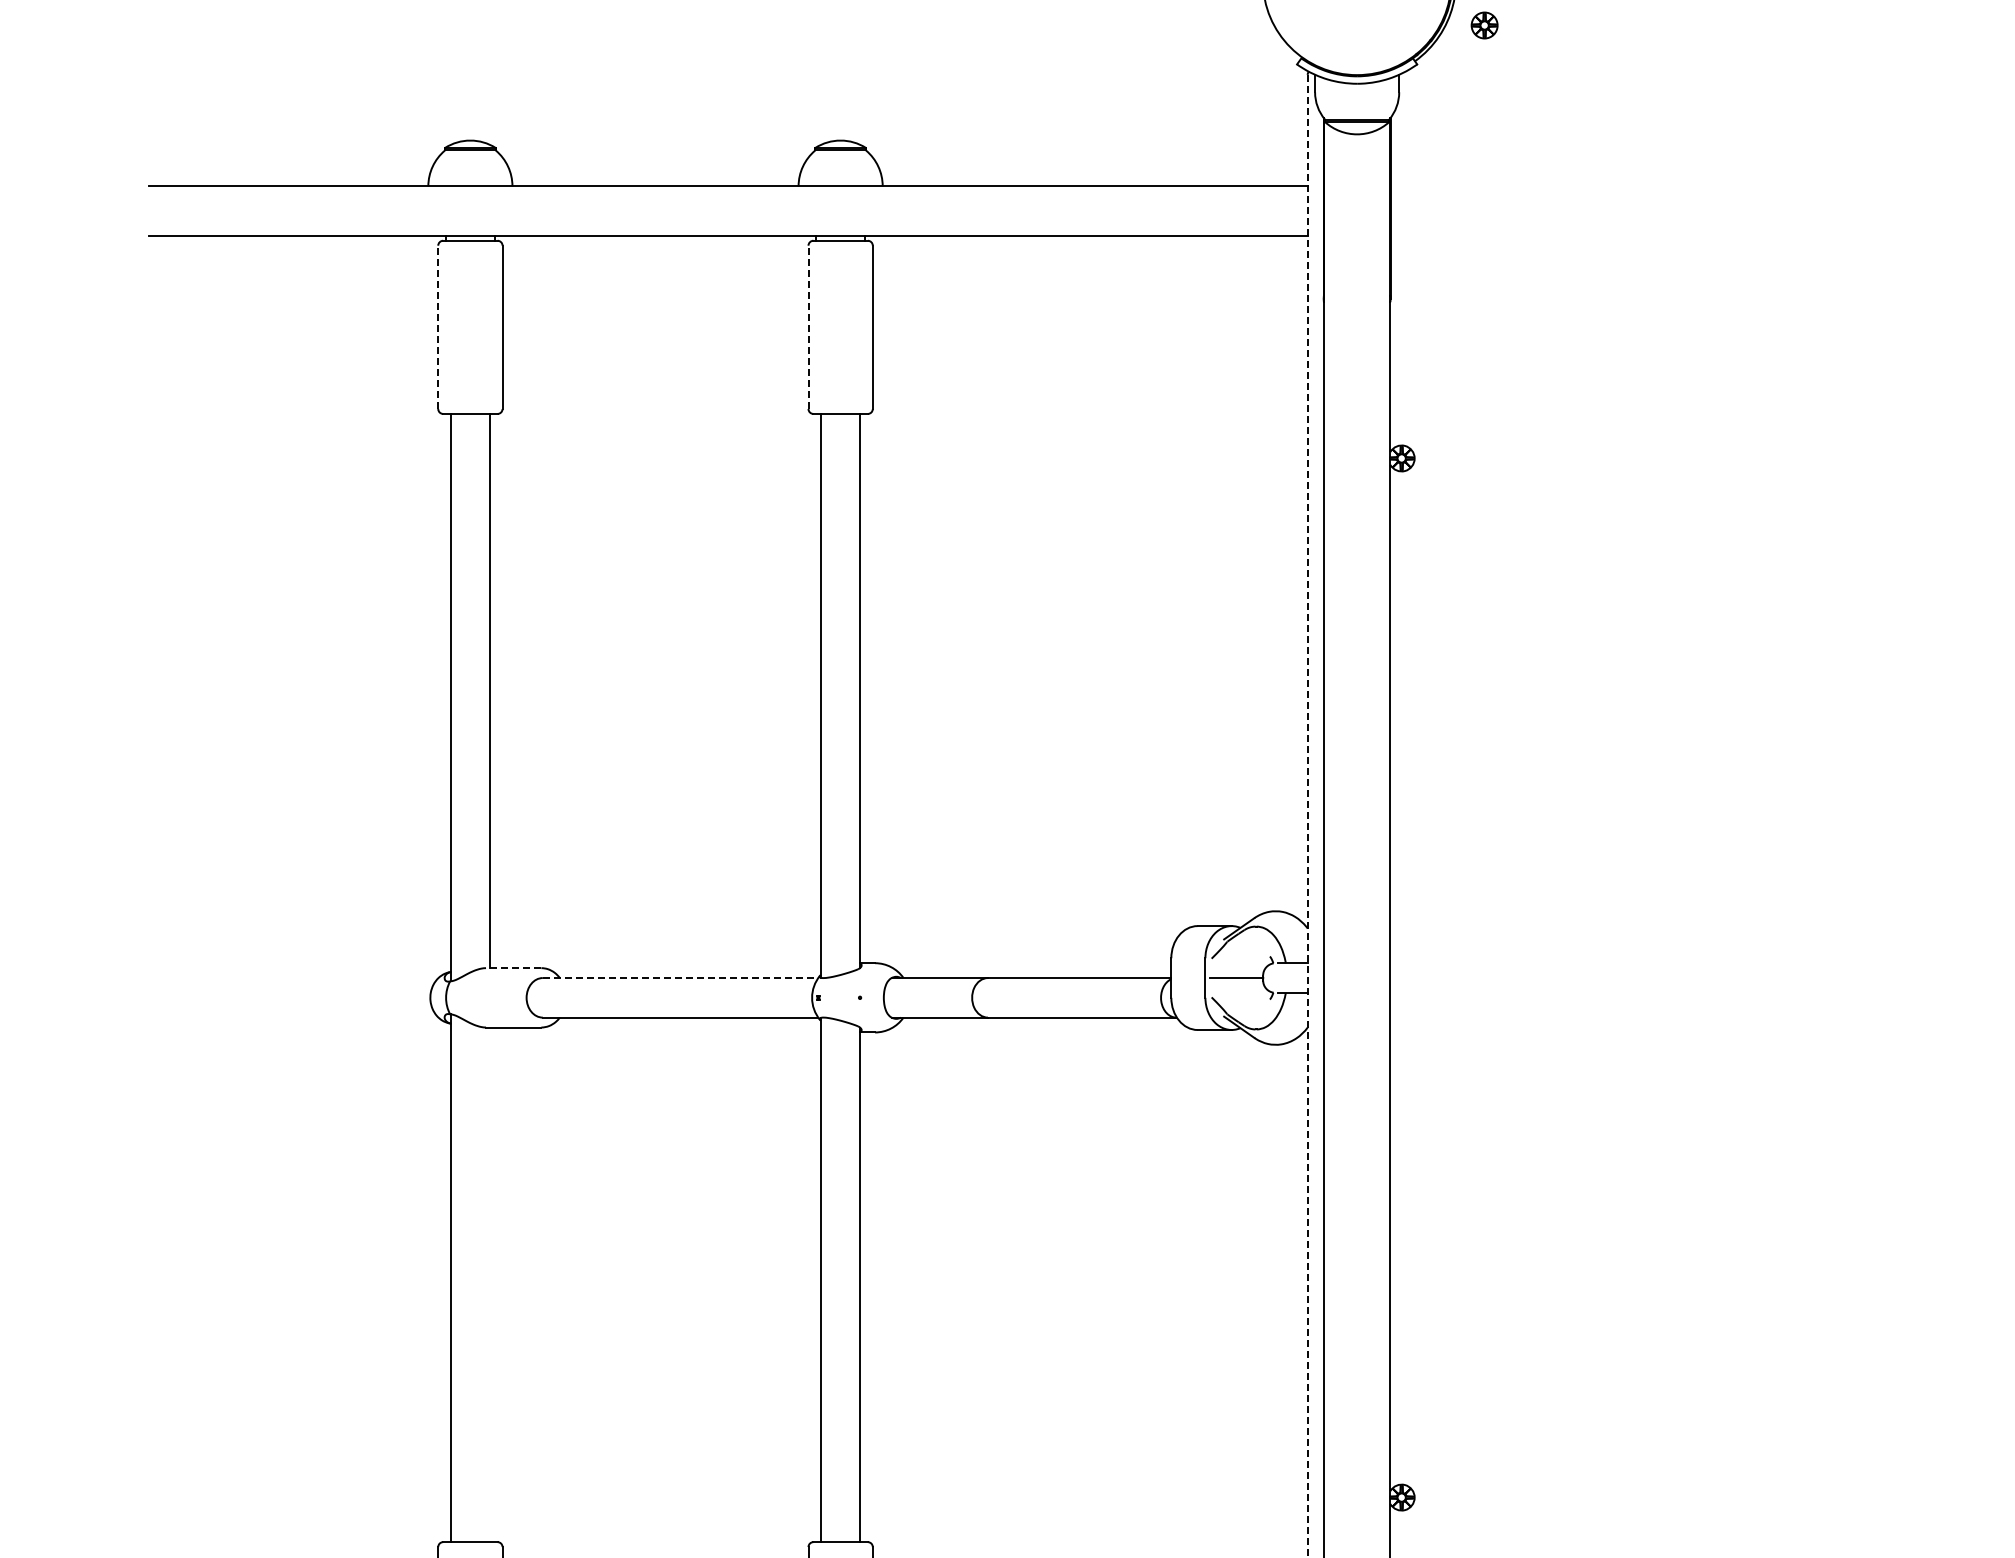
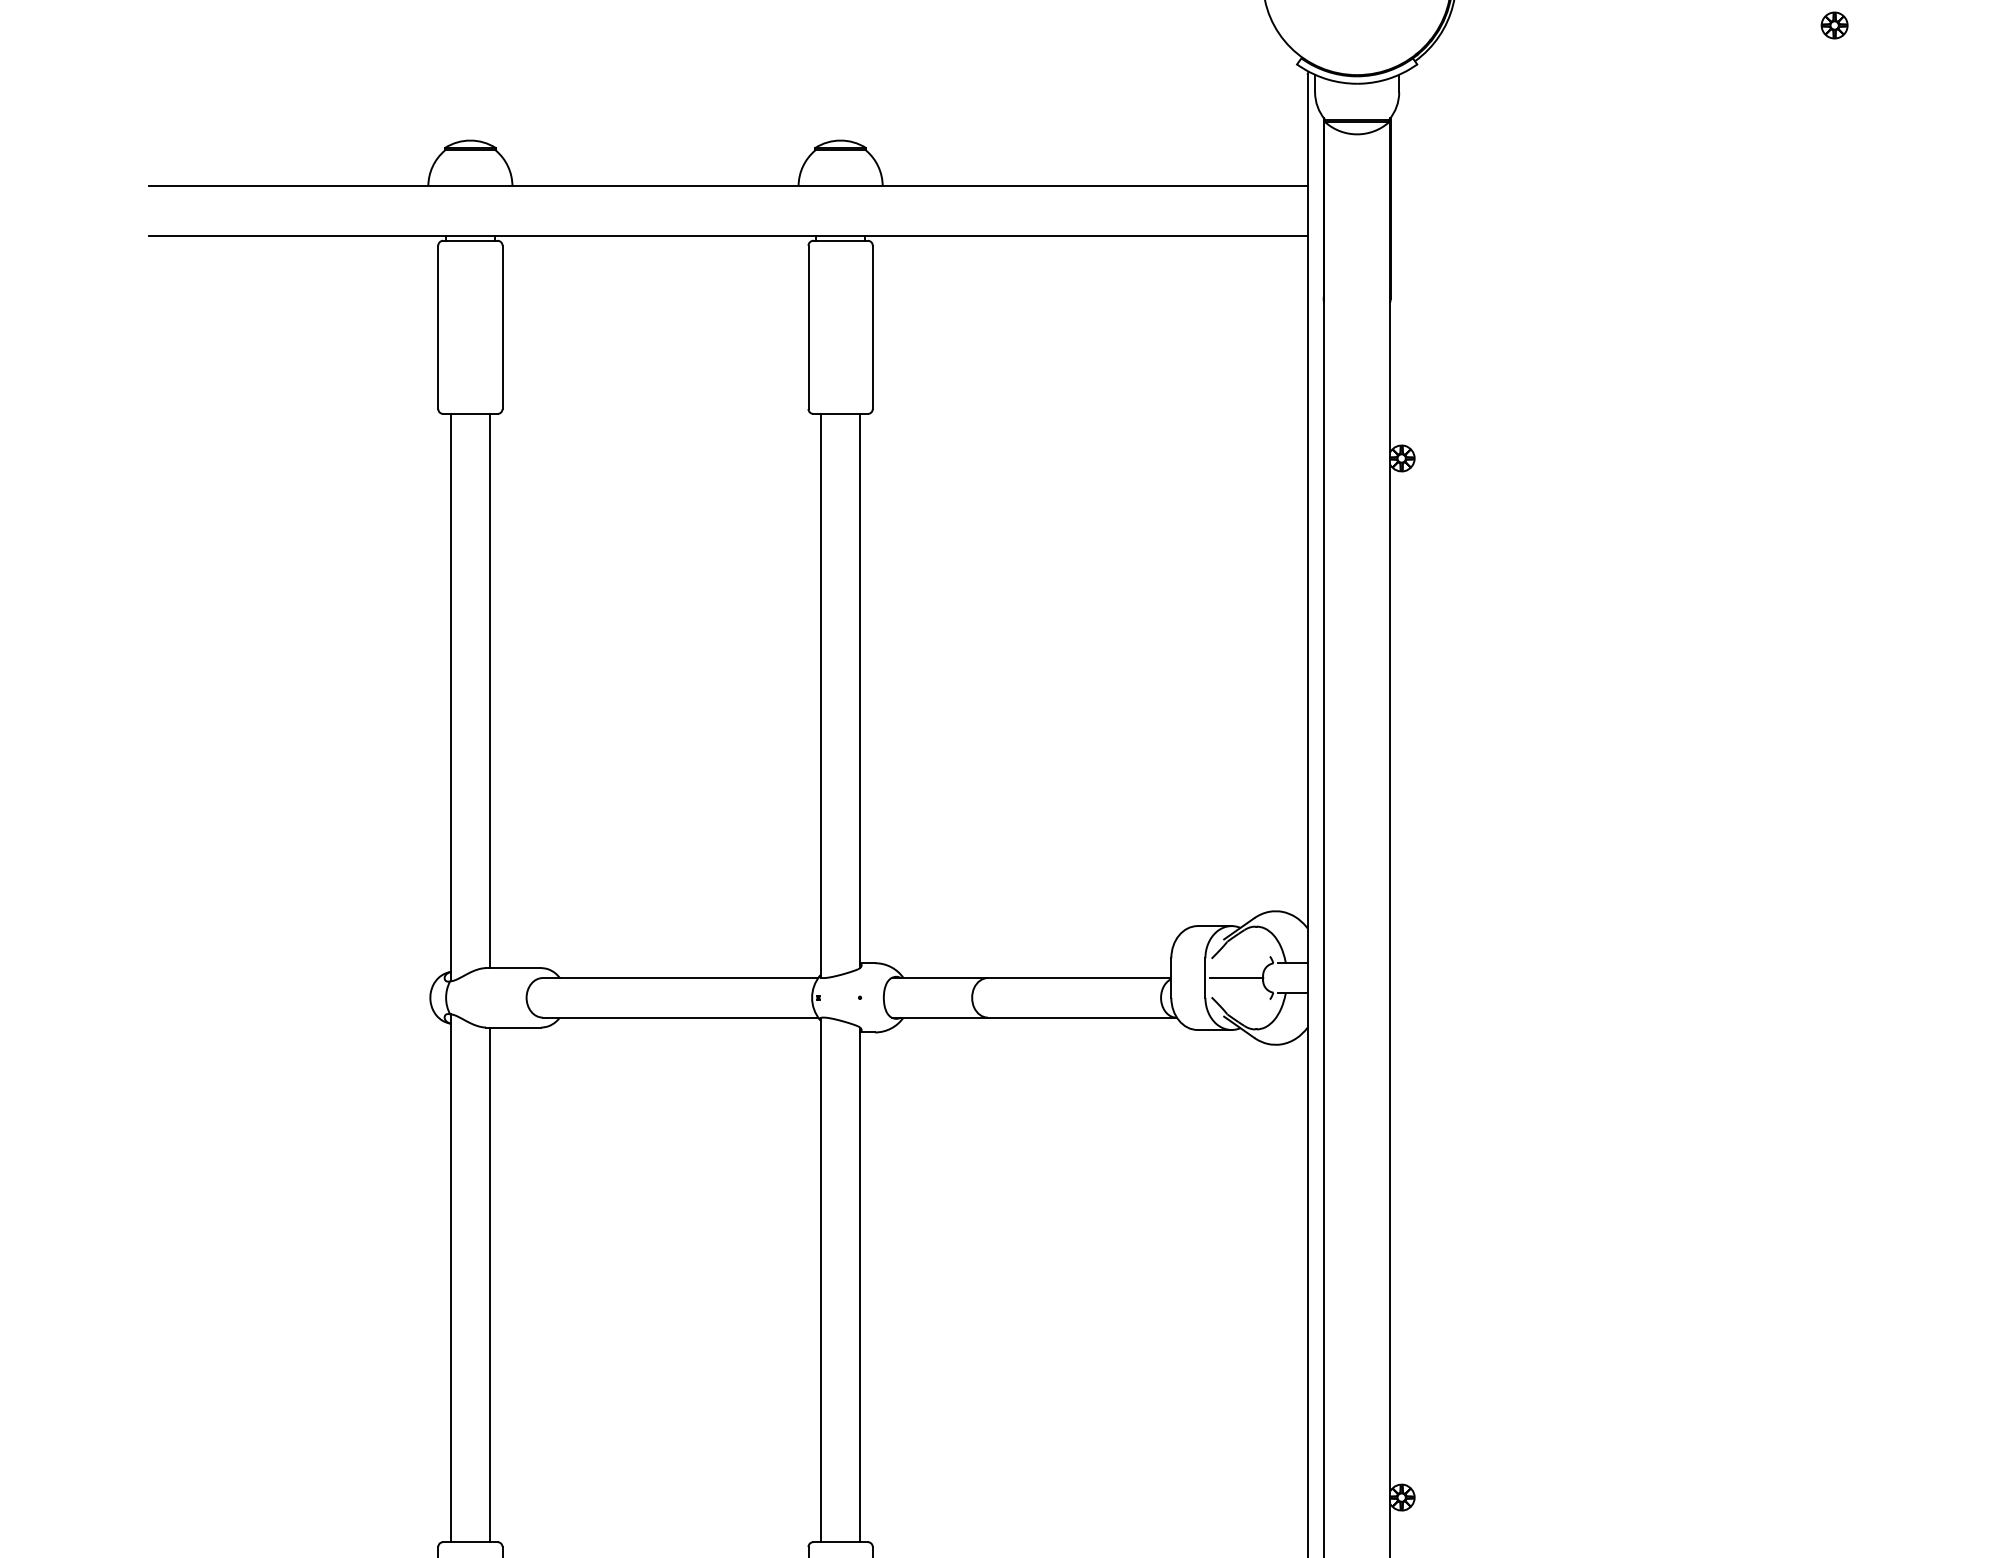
part position: (1484, 25) -> (1834, 25) (1834, 25)
line: dashed -> solid (438, 327)
line: dashed -> solid (808, 327)
line: dashed -> solid (1307, 816)
line: dashed -> solid (513, 968)
line: dashed -> solid (680, 978)
line: none -> present (490, 1284)
